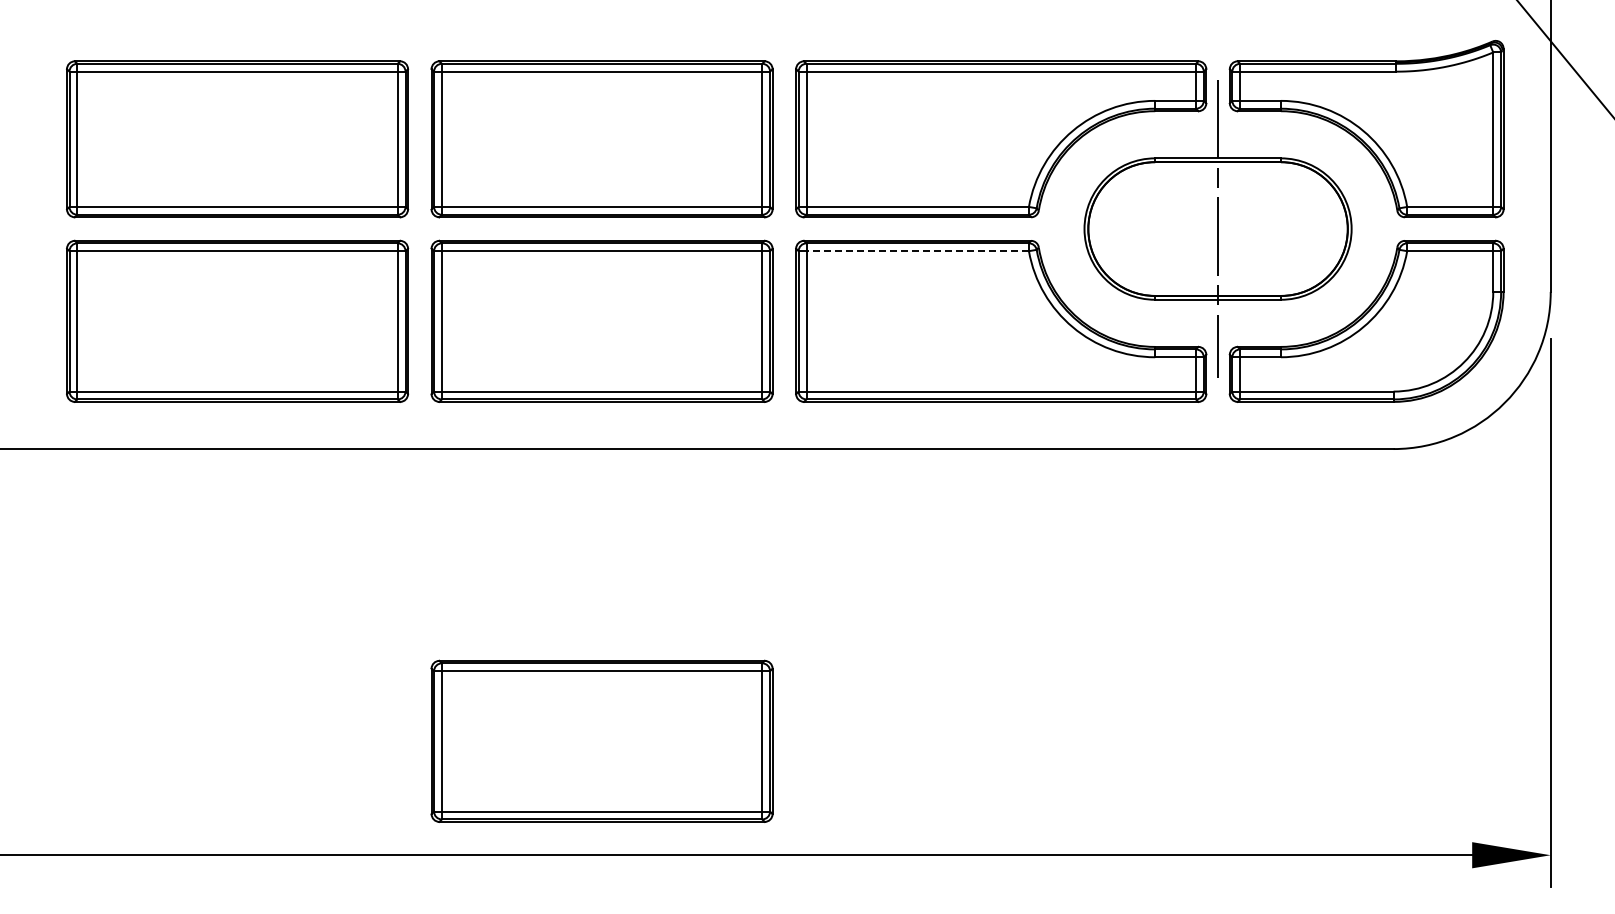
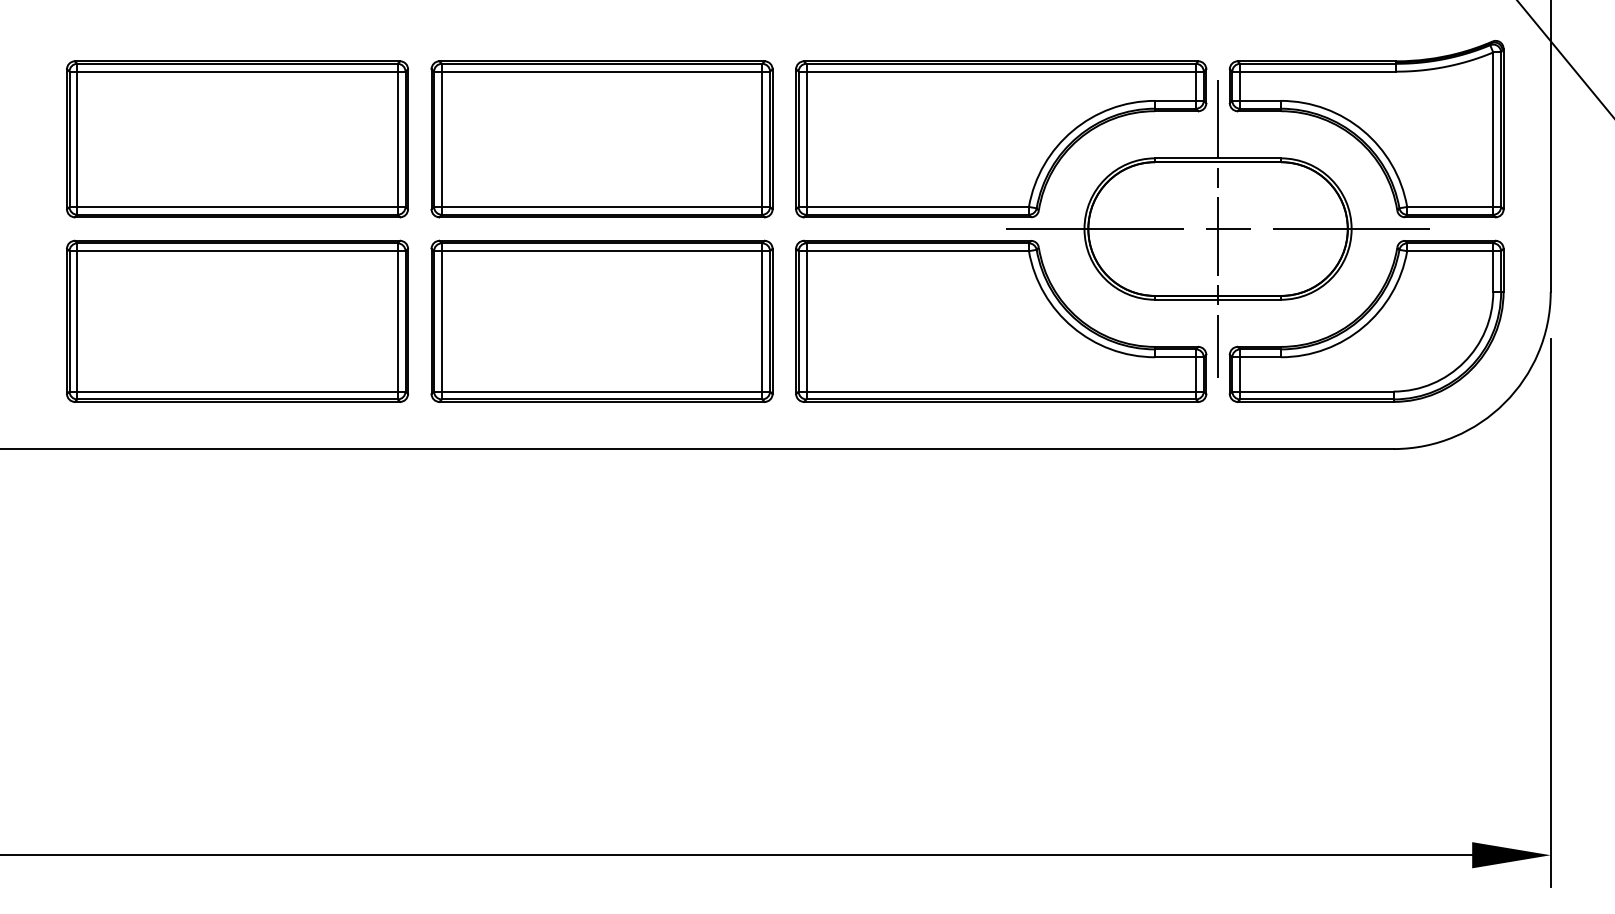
line: none -> present (1217, 229)
line: dashed -> solid (917, 251)
part: present -> none (601, 740)
